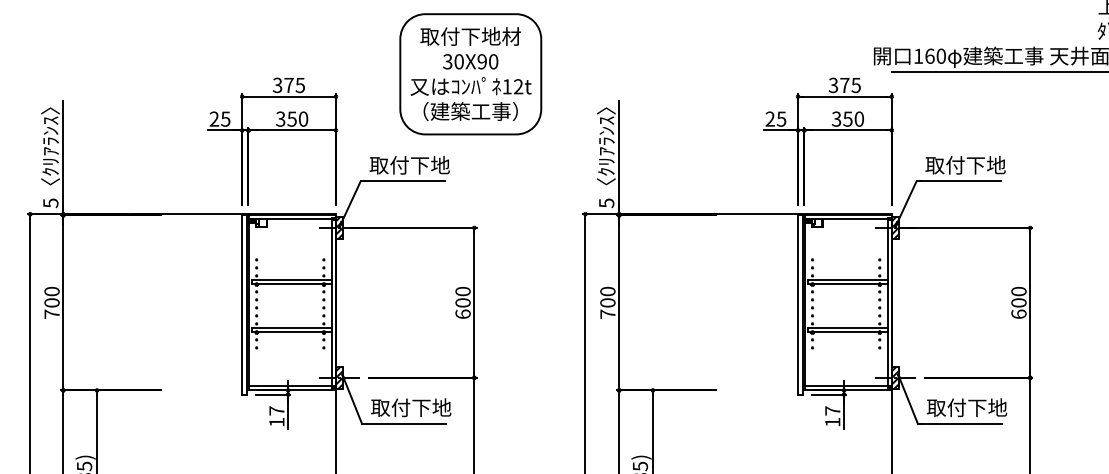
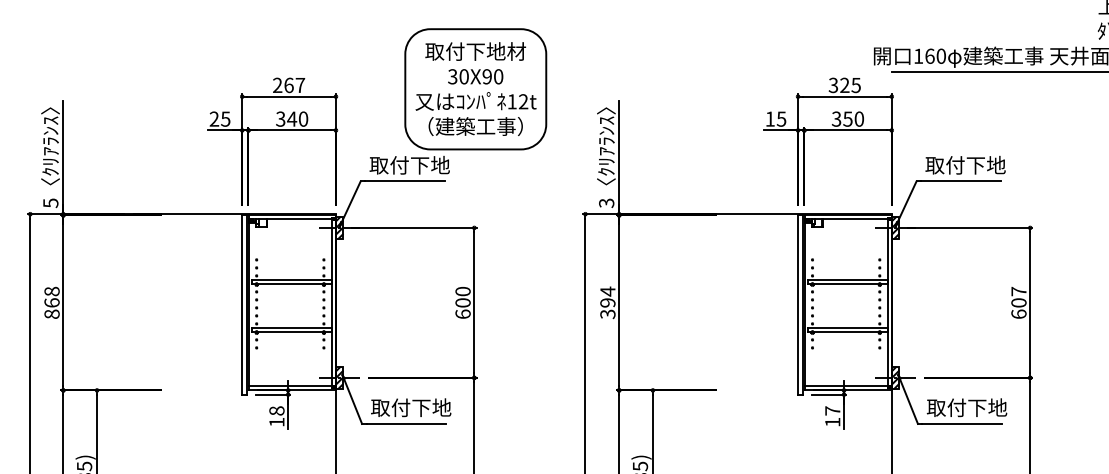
part position: (470, 74) -> (475, 89) (475, 89)
text: 375 -> 325 (844, 84)
text: 375 -> 267 (289, 85)
text: 350 -> 340 (292, 118)
text: 25 -> 15 (769, 118)
text: 5 -> 3 (606, 202)
text: 600 -> 607 (1018, 291)
text: 700 -> 868 (51, 302)
text: 700 -> 394 (607, 302)
text: 17 -> 18 (276, 410)
